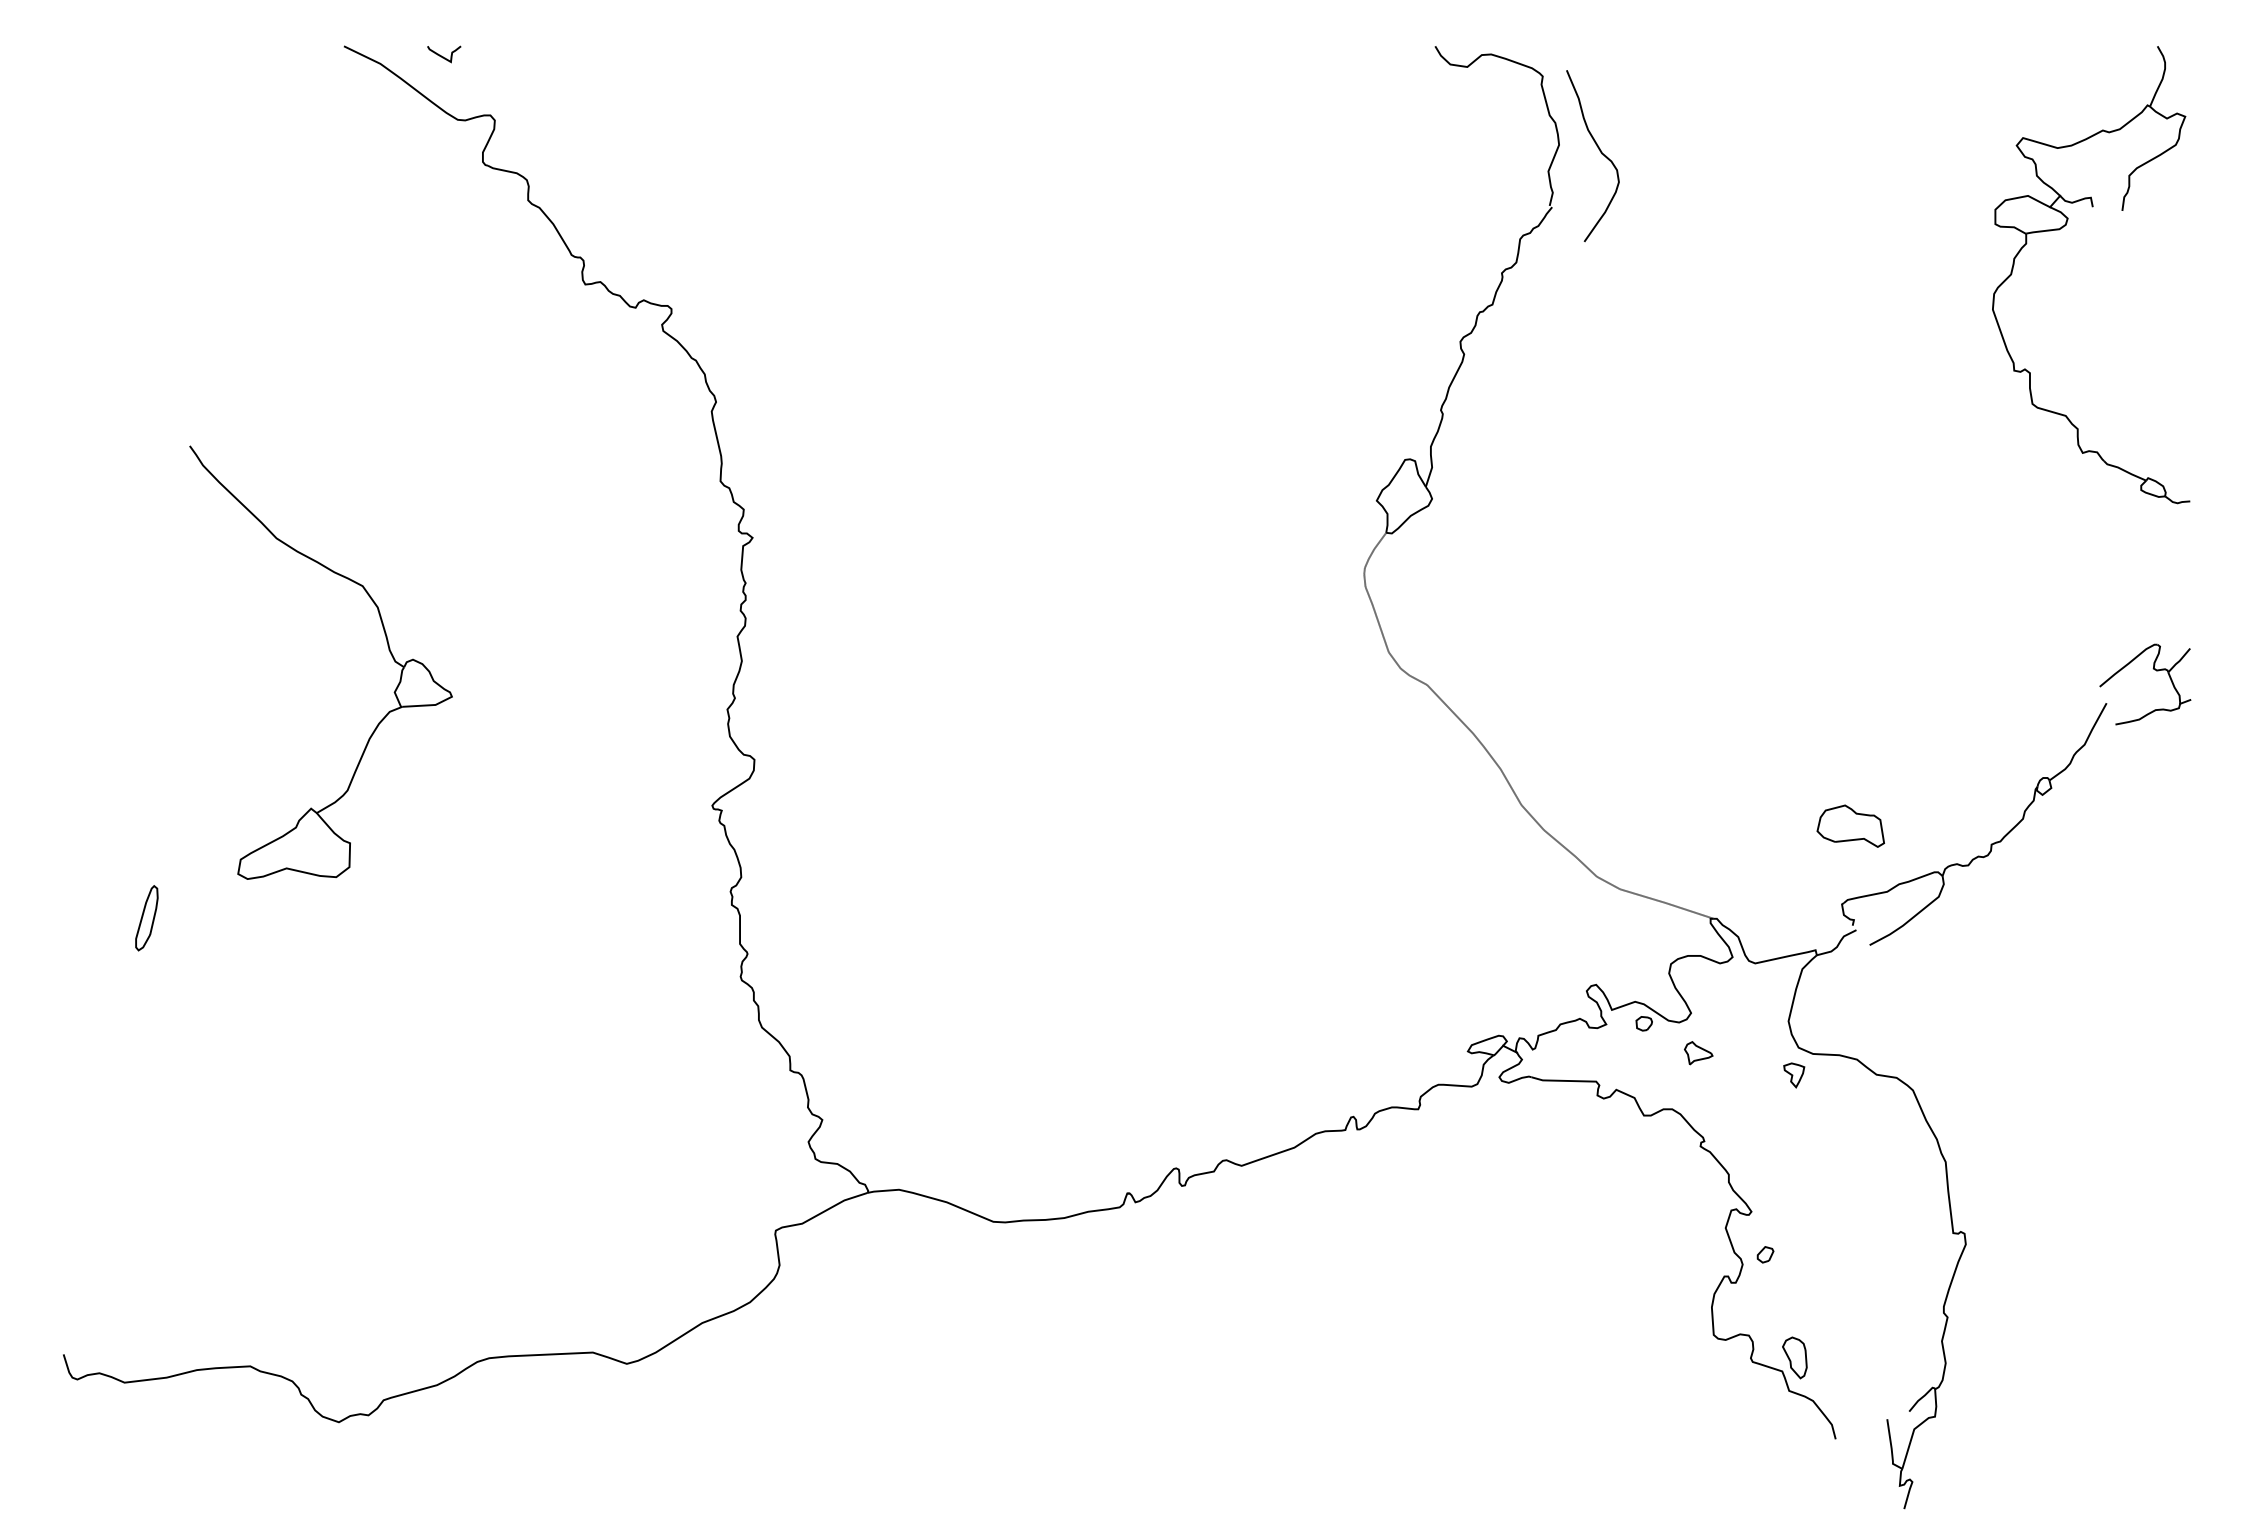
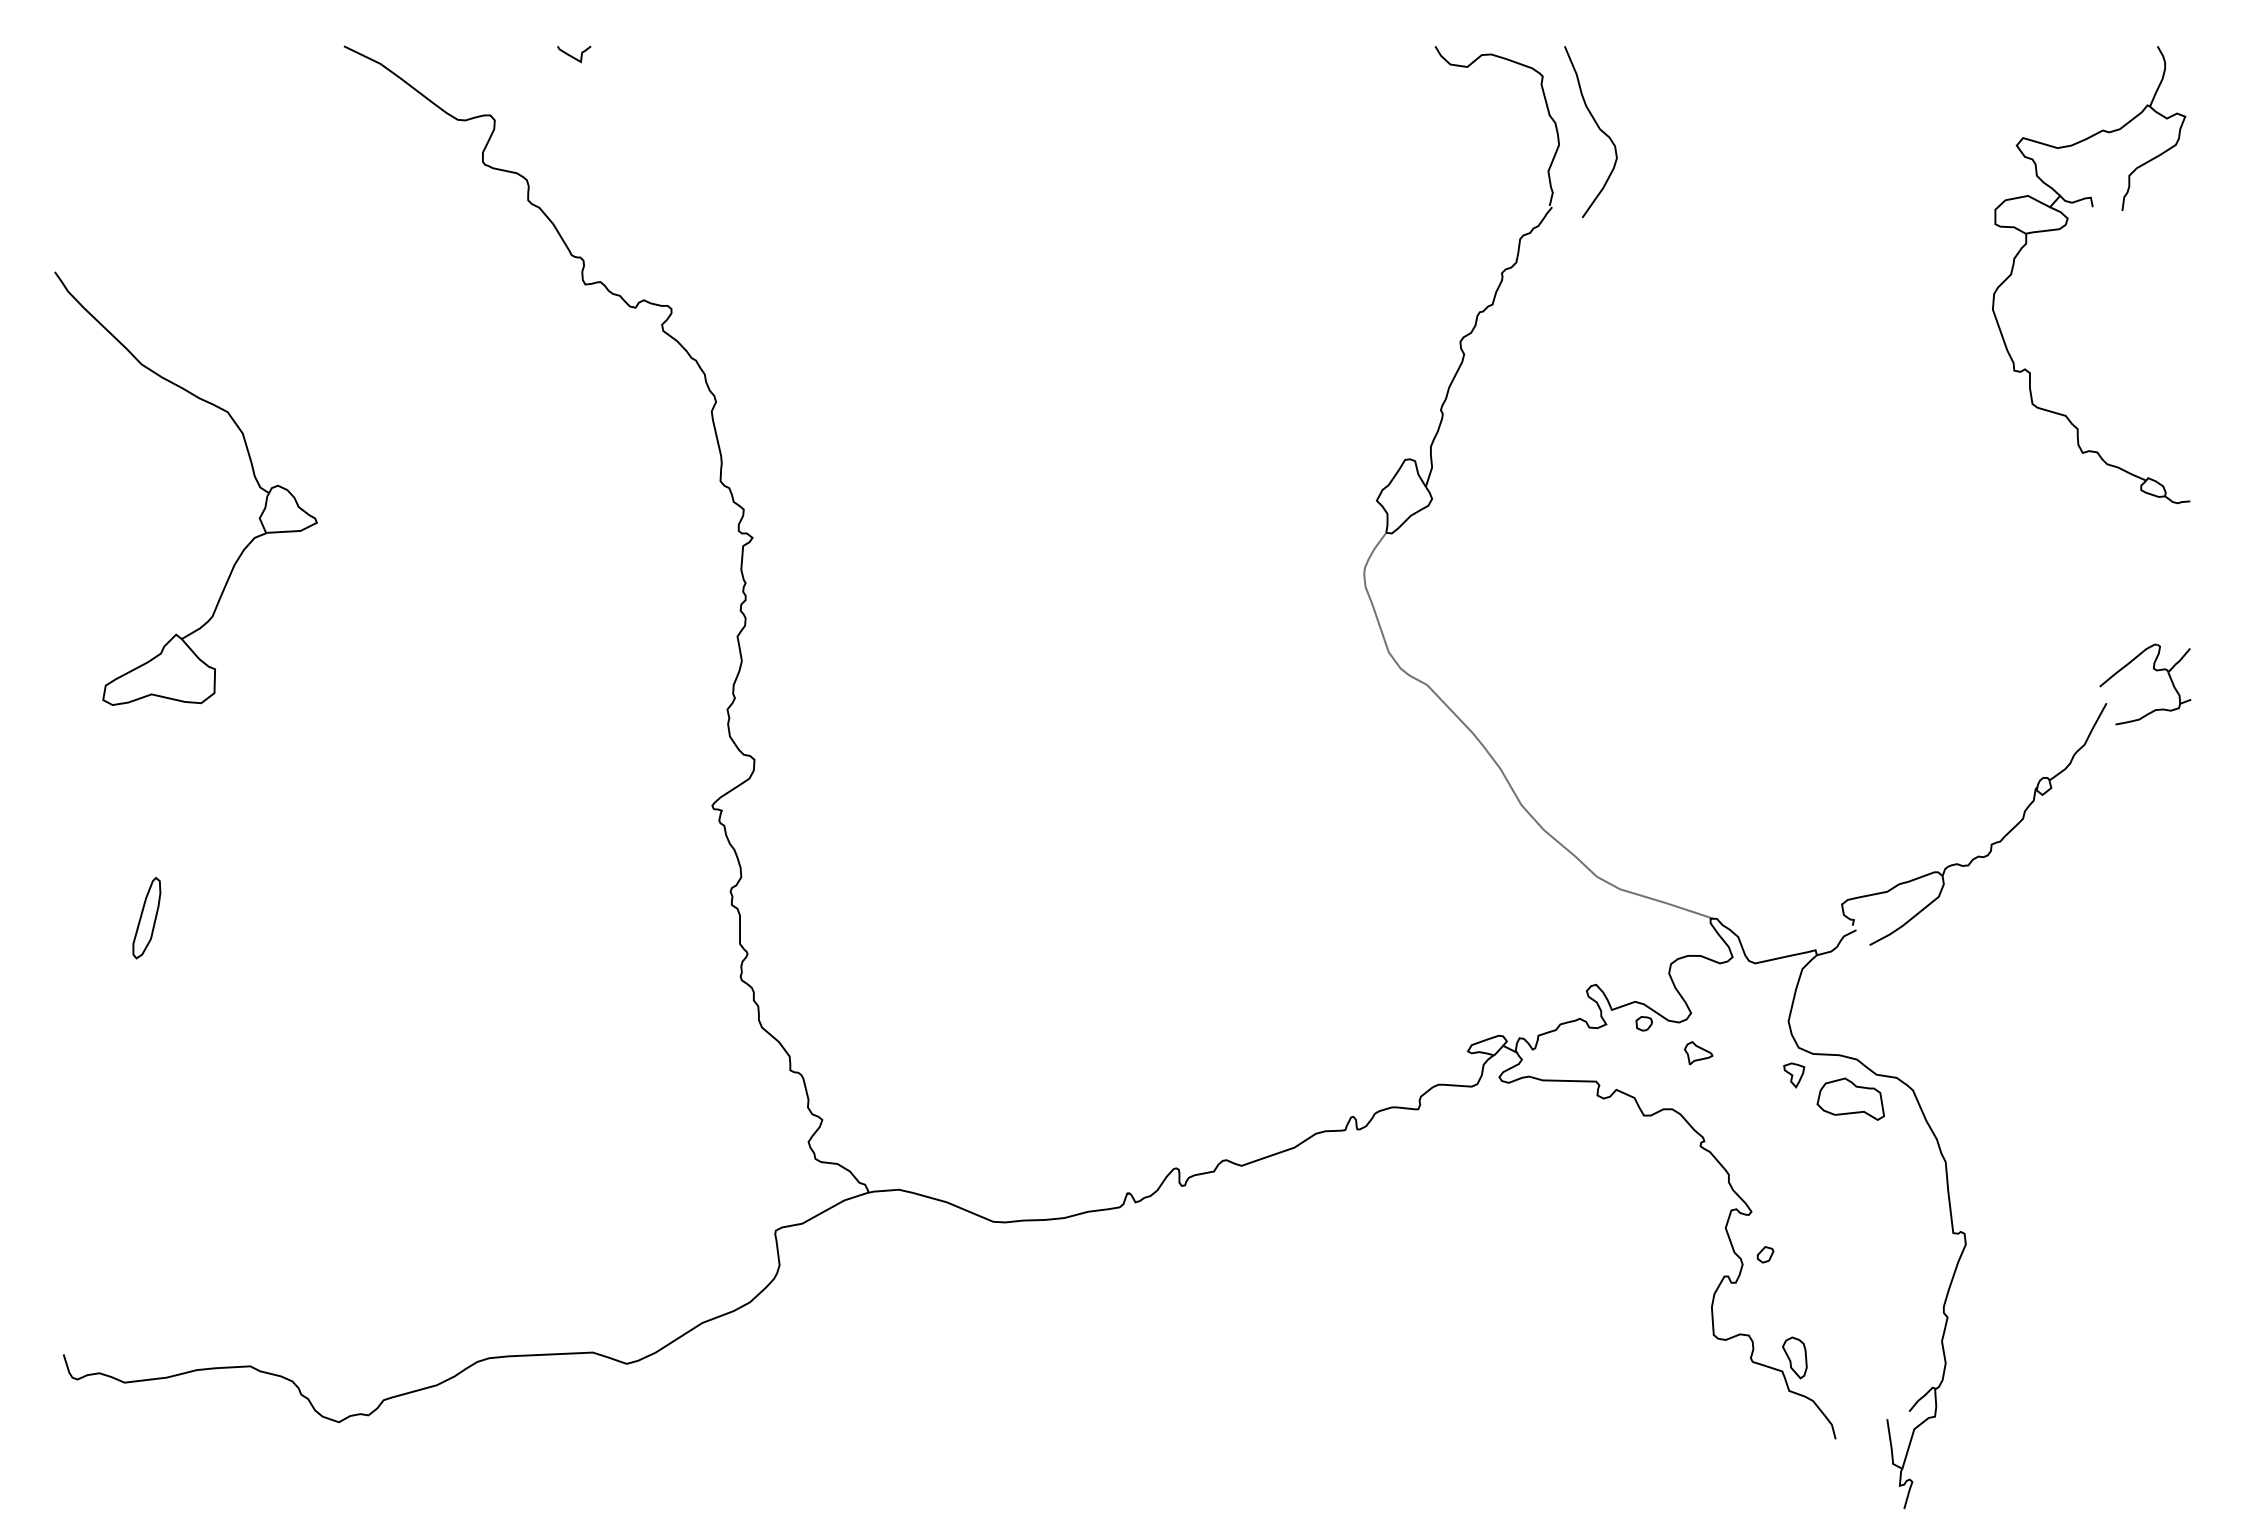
curve position: (443, 56) -> (573, 56) (573, 56)
curve position: (1599, 151) -> (1597, 127) (1597, 127)
part position: (387, 646) -> (252, 472) (252, 472)
part position: (1850, 825) -> (1850, 1098) (1850, 1098)
part size: 24x67 px -> 30x83 px (146, 918)
